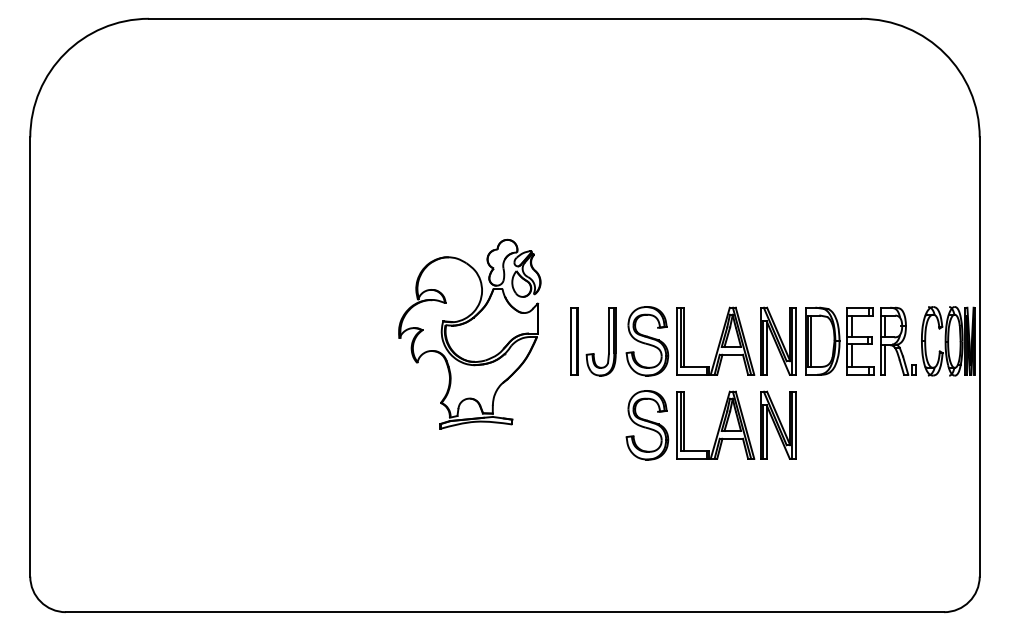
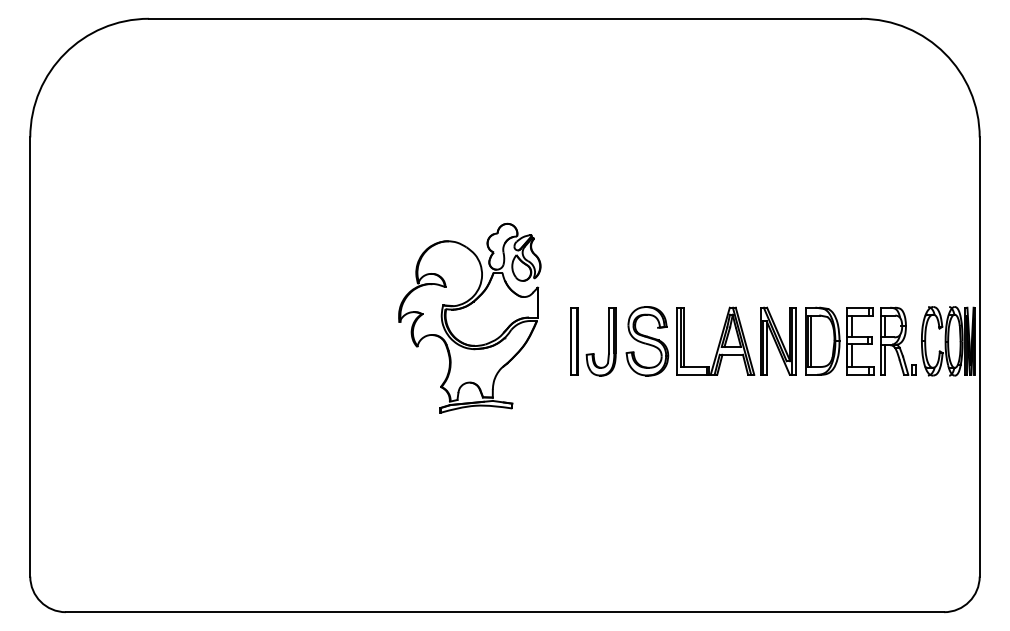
part position: (469, 333) -> (469, 317) (469, 317)
part: present -> none (718, 427)
